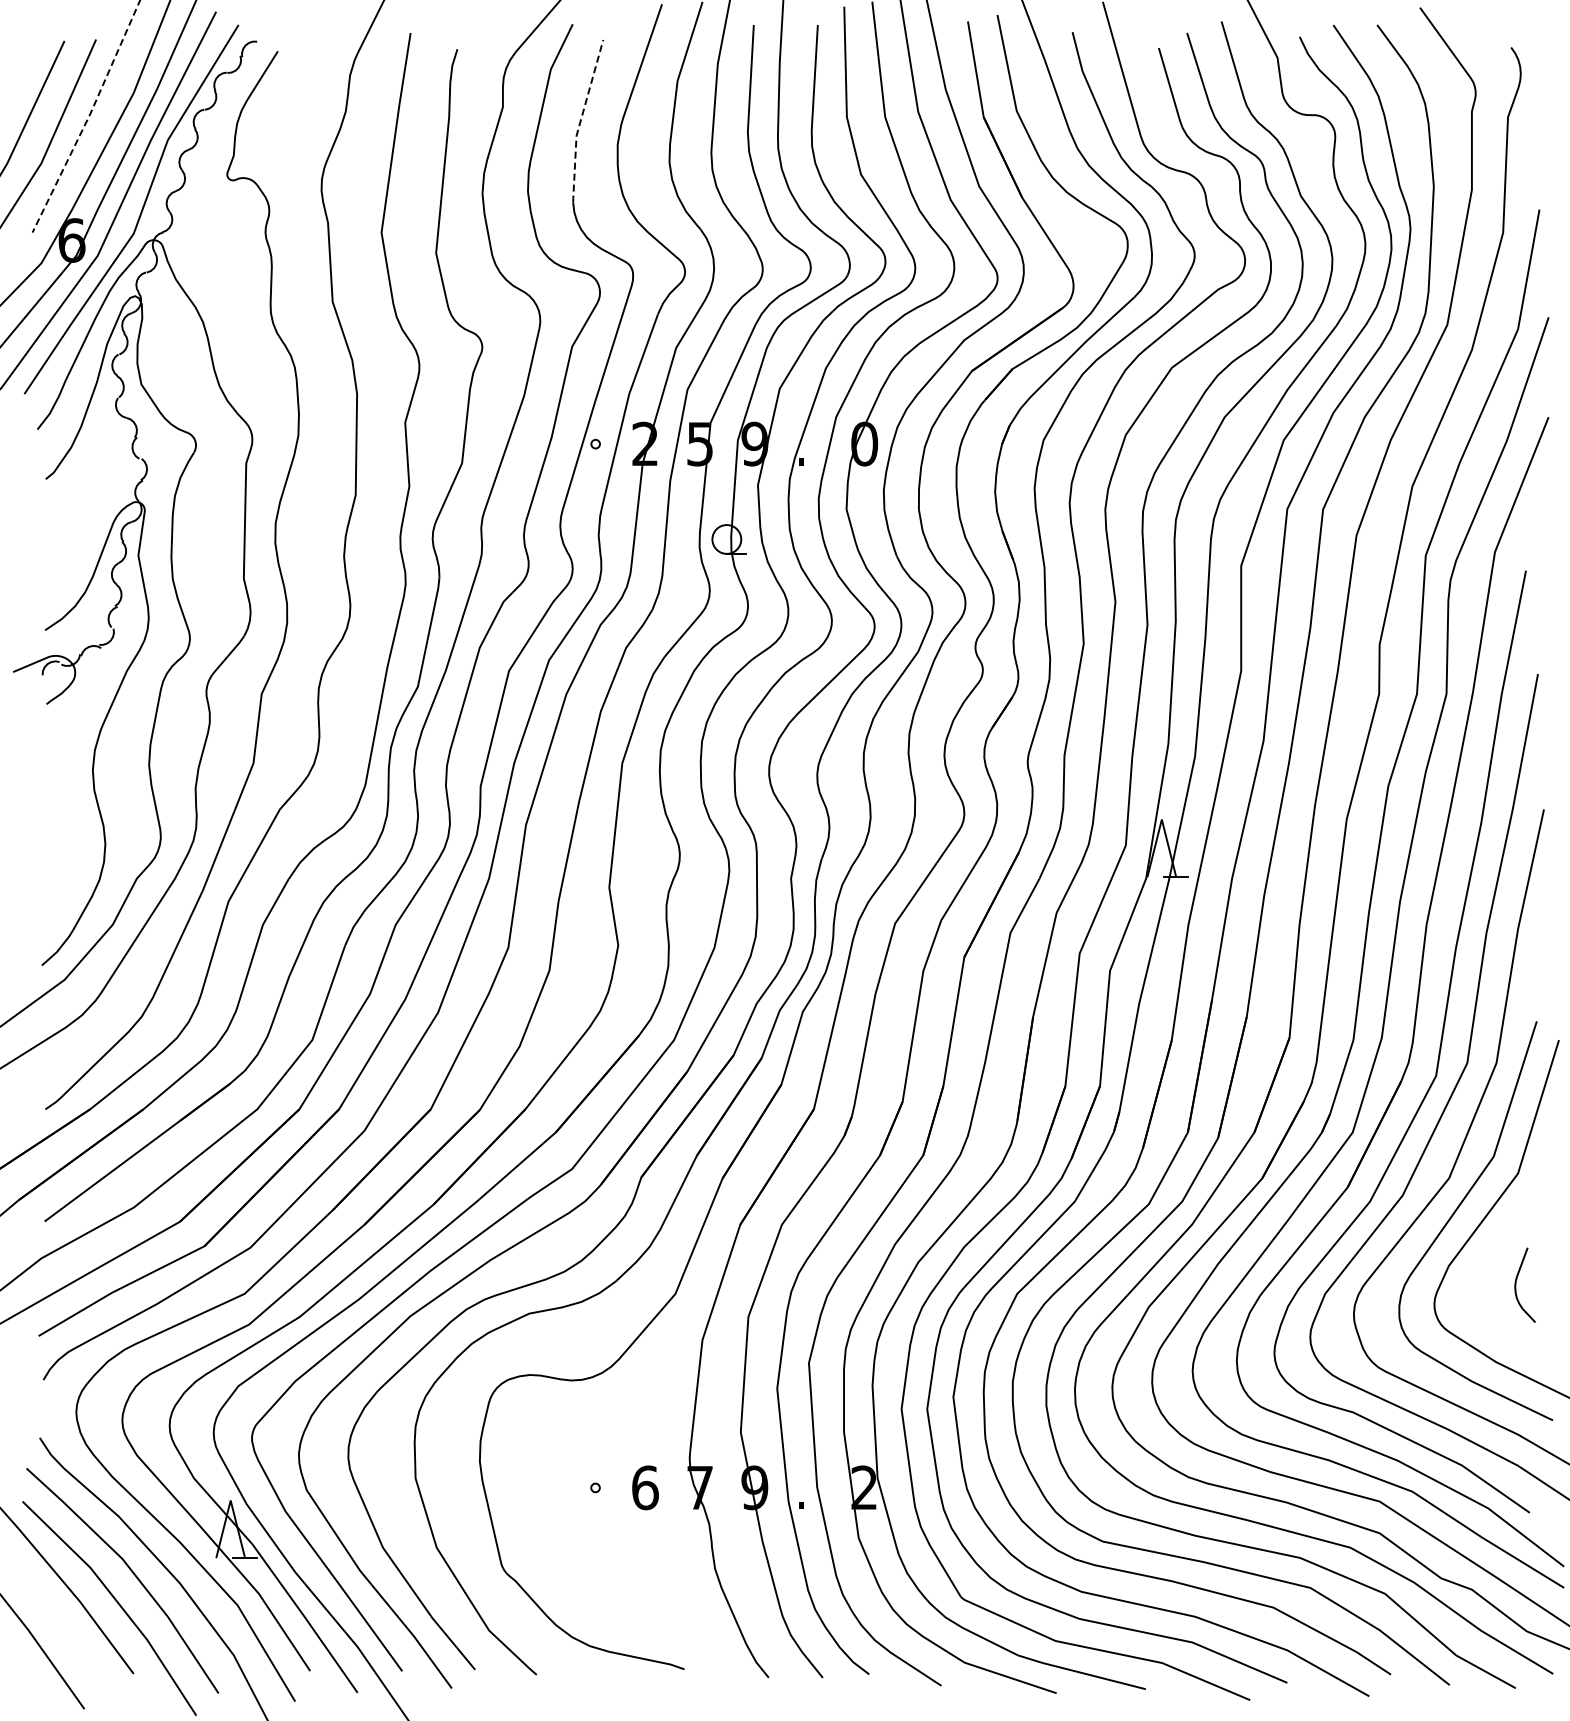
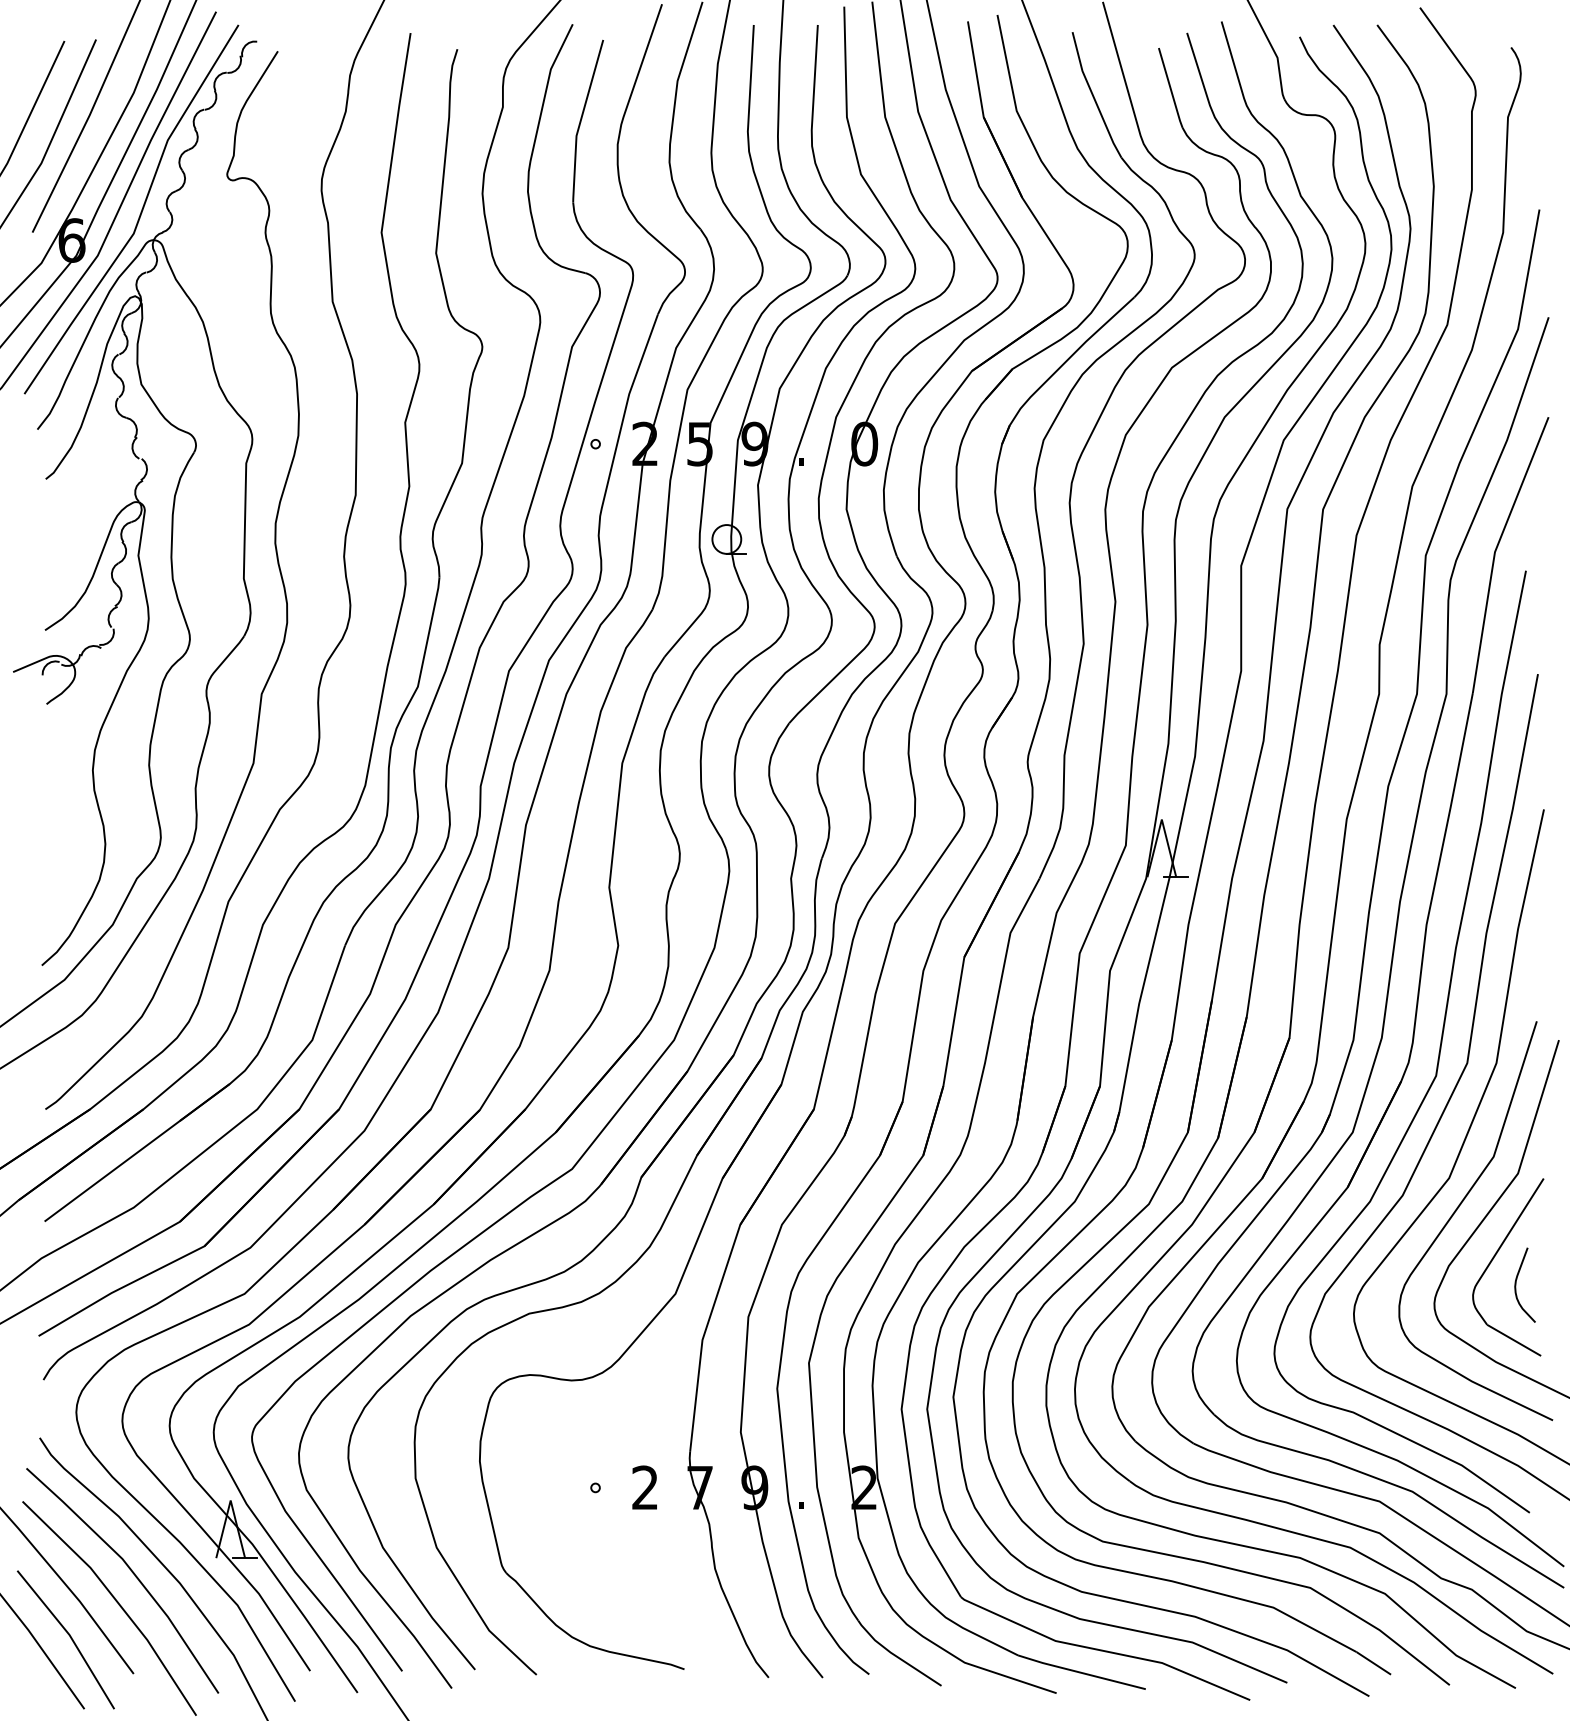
line: dashed -> solid (88, 117)
line: dashed -> solid (580, 121)
part: none -> present (1494, 1258)
text: 6 -> 2 (645, 1487)
line: none -> present (68, 1635)
